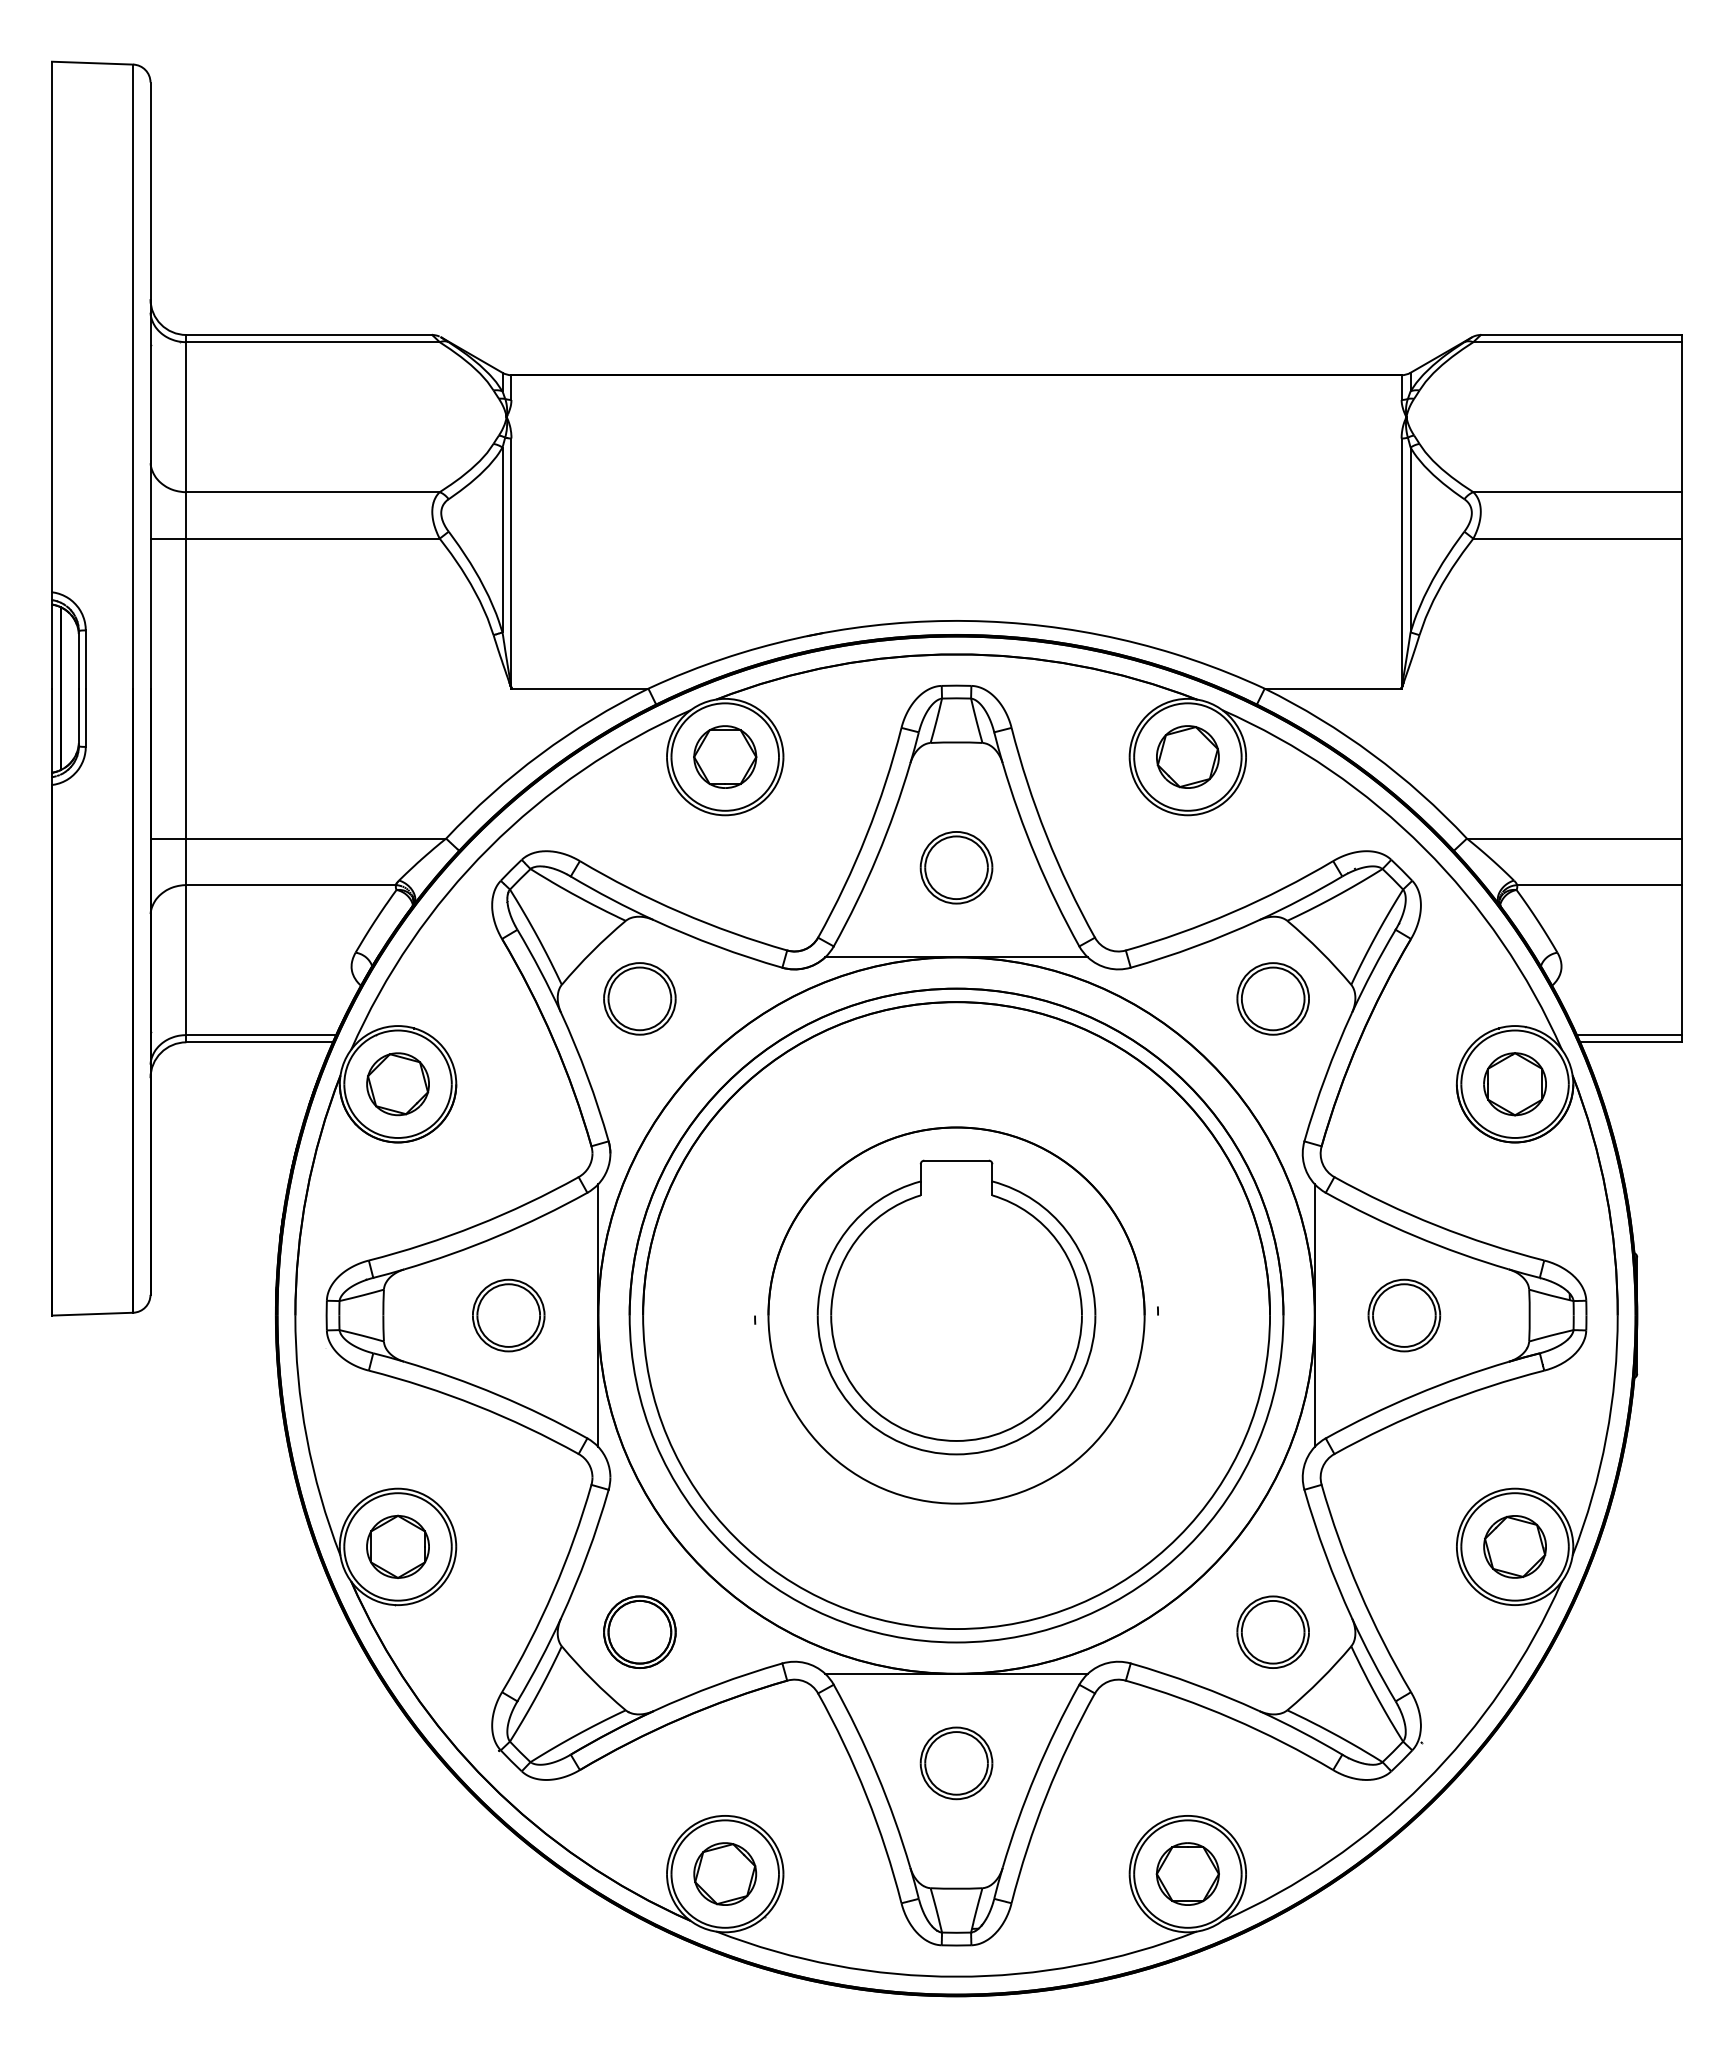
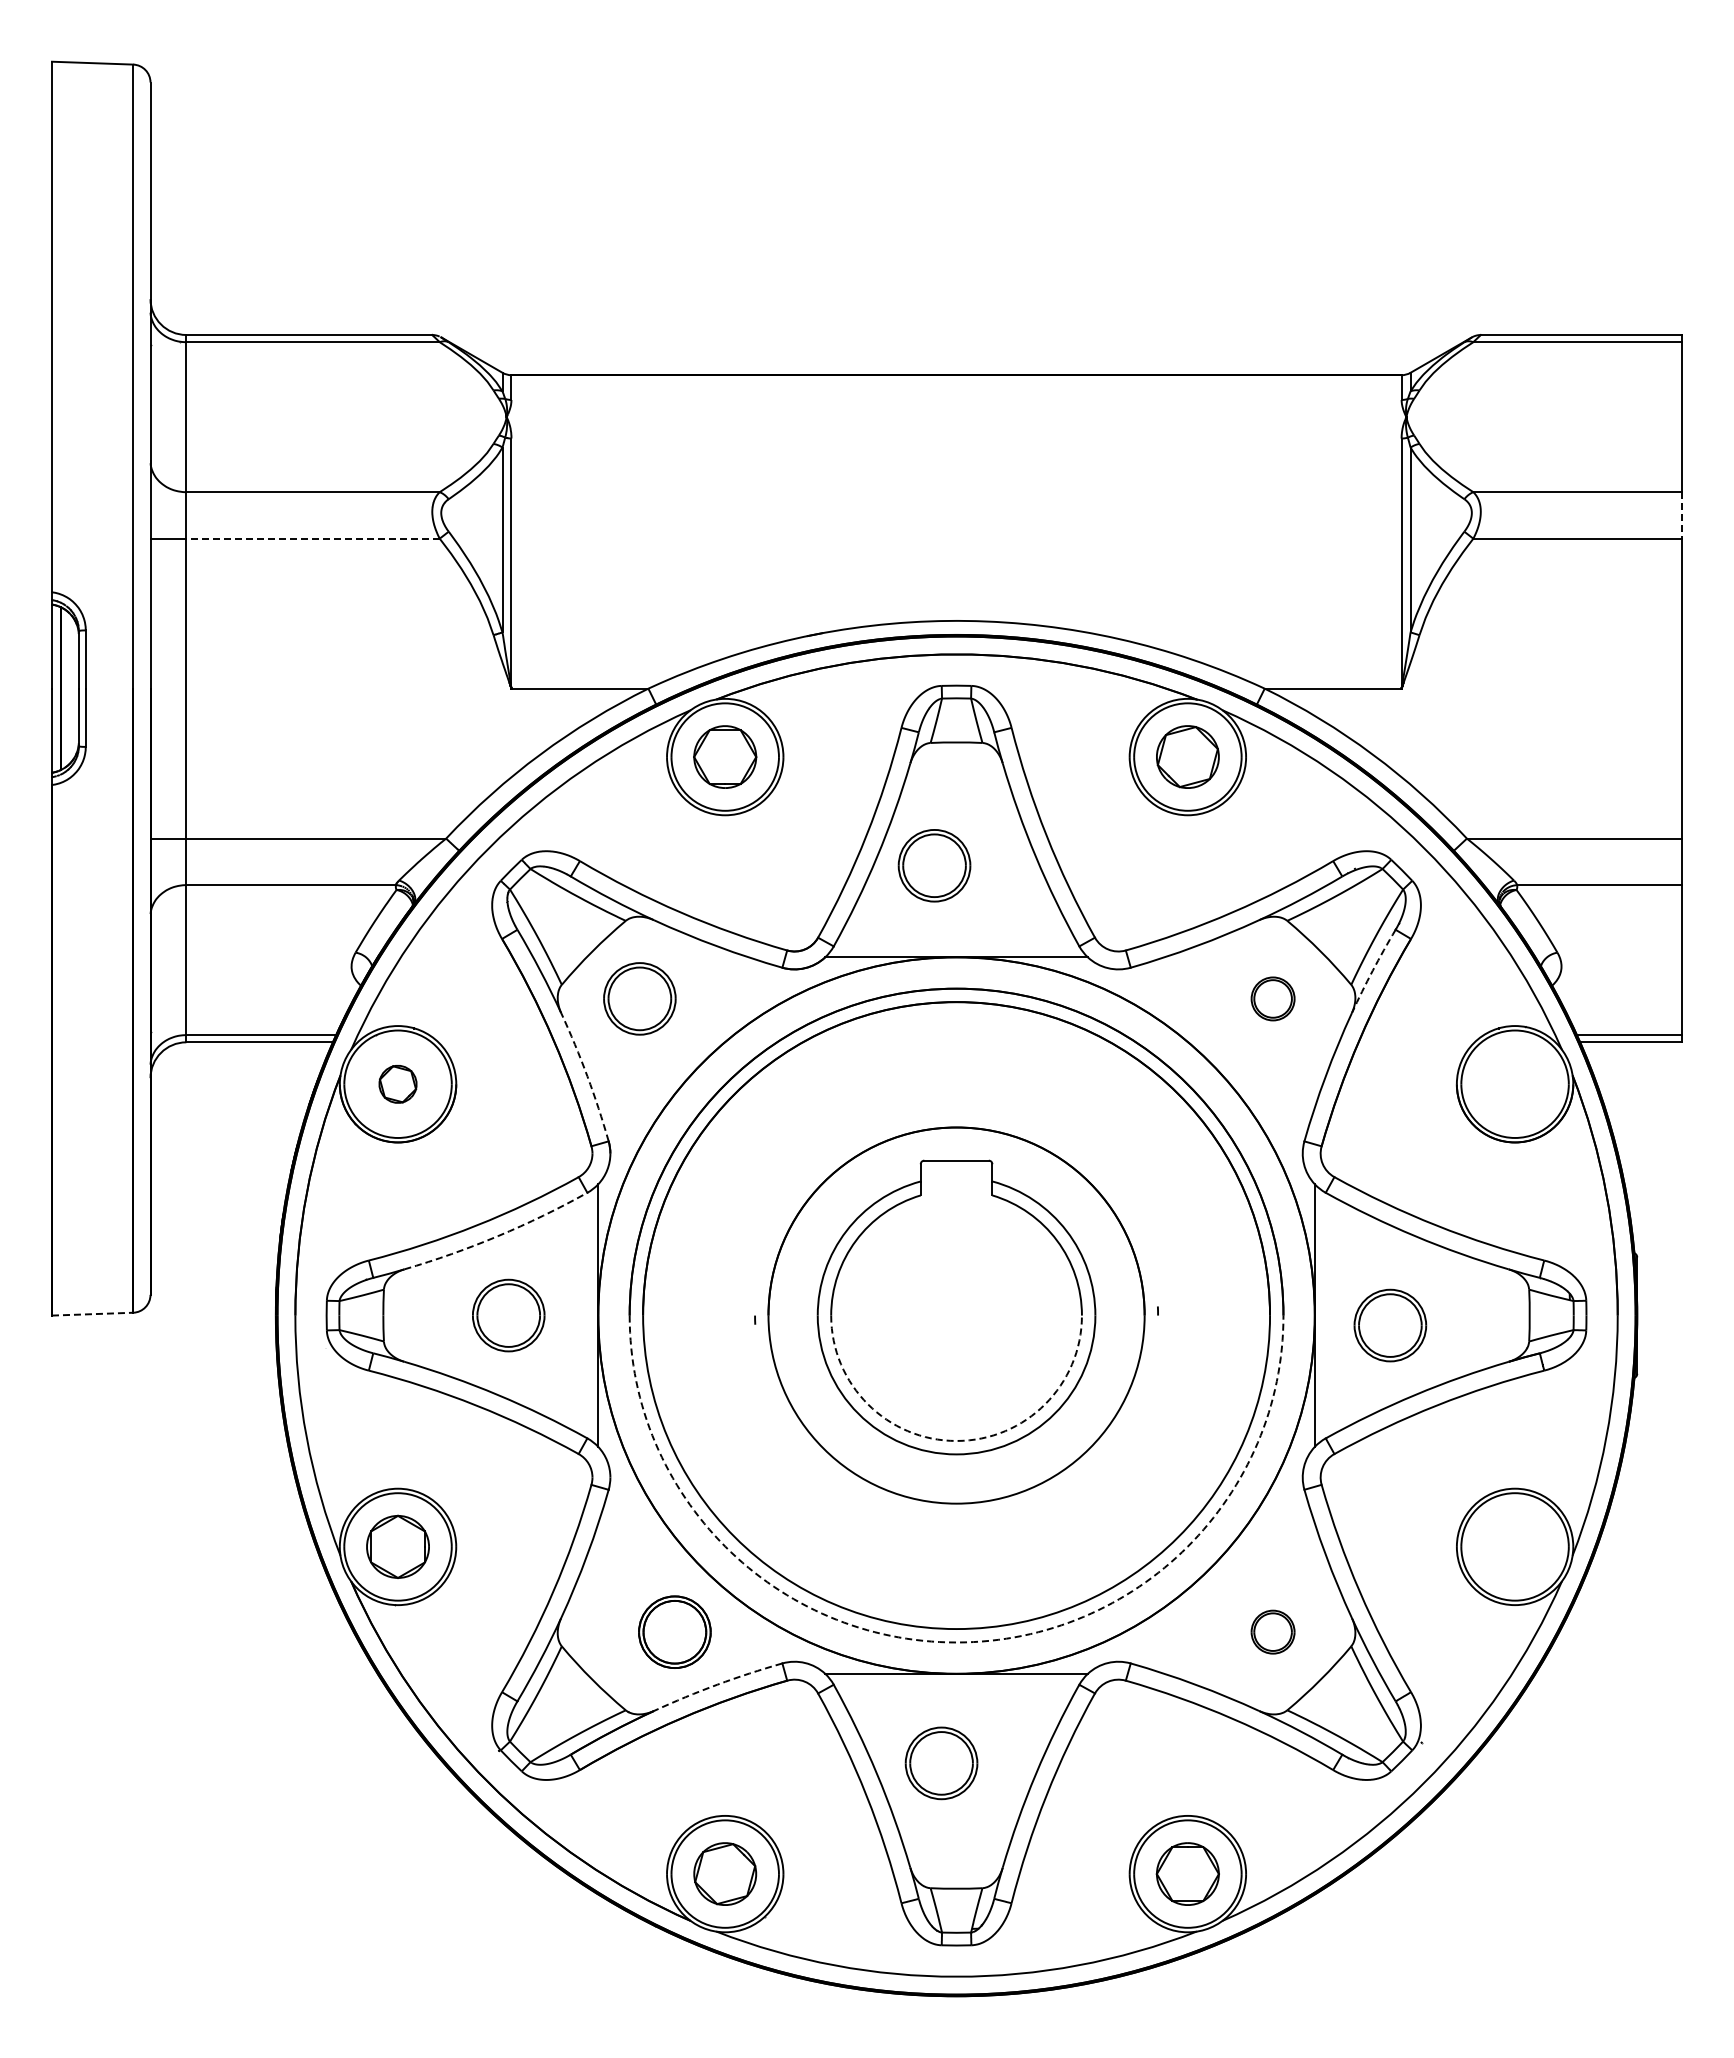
line: solid -> dashed (1682, 515)
line: solid -> dashed (313, 538)
part position: (956, 867) -> (934, 865) (934, 865)
arc: solid -> dashed (1372, 970)
part size: 74x74 px -> 46x46 px (1272, 998)
arc: solid -> dashed (587, 1076)
part size: 64x65 px -> 40x39 px (397, 1084)
part: present -> none (1514, 1084)
arc: solid -> dashed (498, 1236)
line: solid -> dashed (92, 1314)
part position: (1404, 1315) -> (1390, 1325) (1390, 1325)
arc: solid -> dashed (956, 1440)
part: present -> none (1514, 1546)
part position: (639, 1631) -> (674, 1631) (674, 1631)
part size: 74x74 px -> 46x46 px (1272, 1631)
arc: solid -> dashed (956, 1642)
arc: solid -> dashed (717, 1684)
part position: (956, 1763) -> (941, 1763) (941, 1763)
